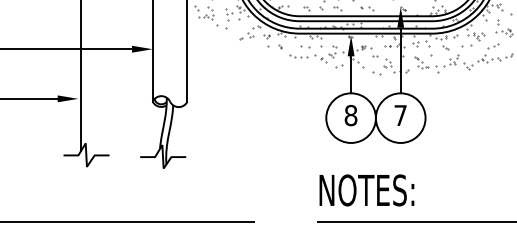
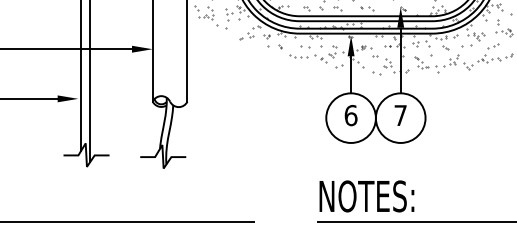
line: none -> present (90, 82)
text: 8 -> 6 (350, 115)
text position: (366, 190) -> (366, 196) (366, 196)
